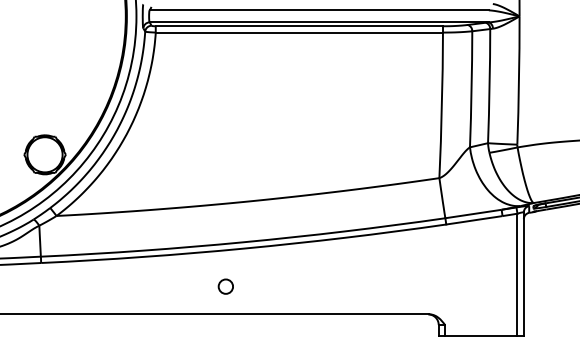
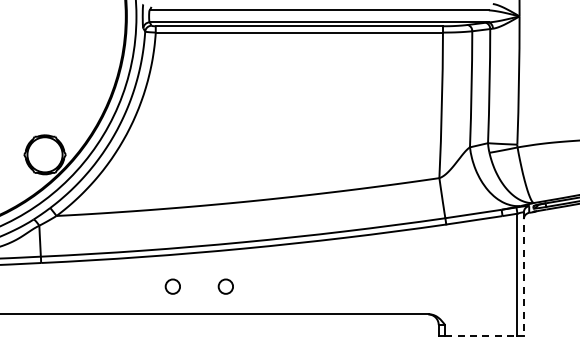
line: solid -> dashed (523, 274)
circle: none -> present (172, 286)
line: solid -> dashed (481, 335)
